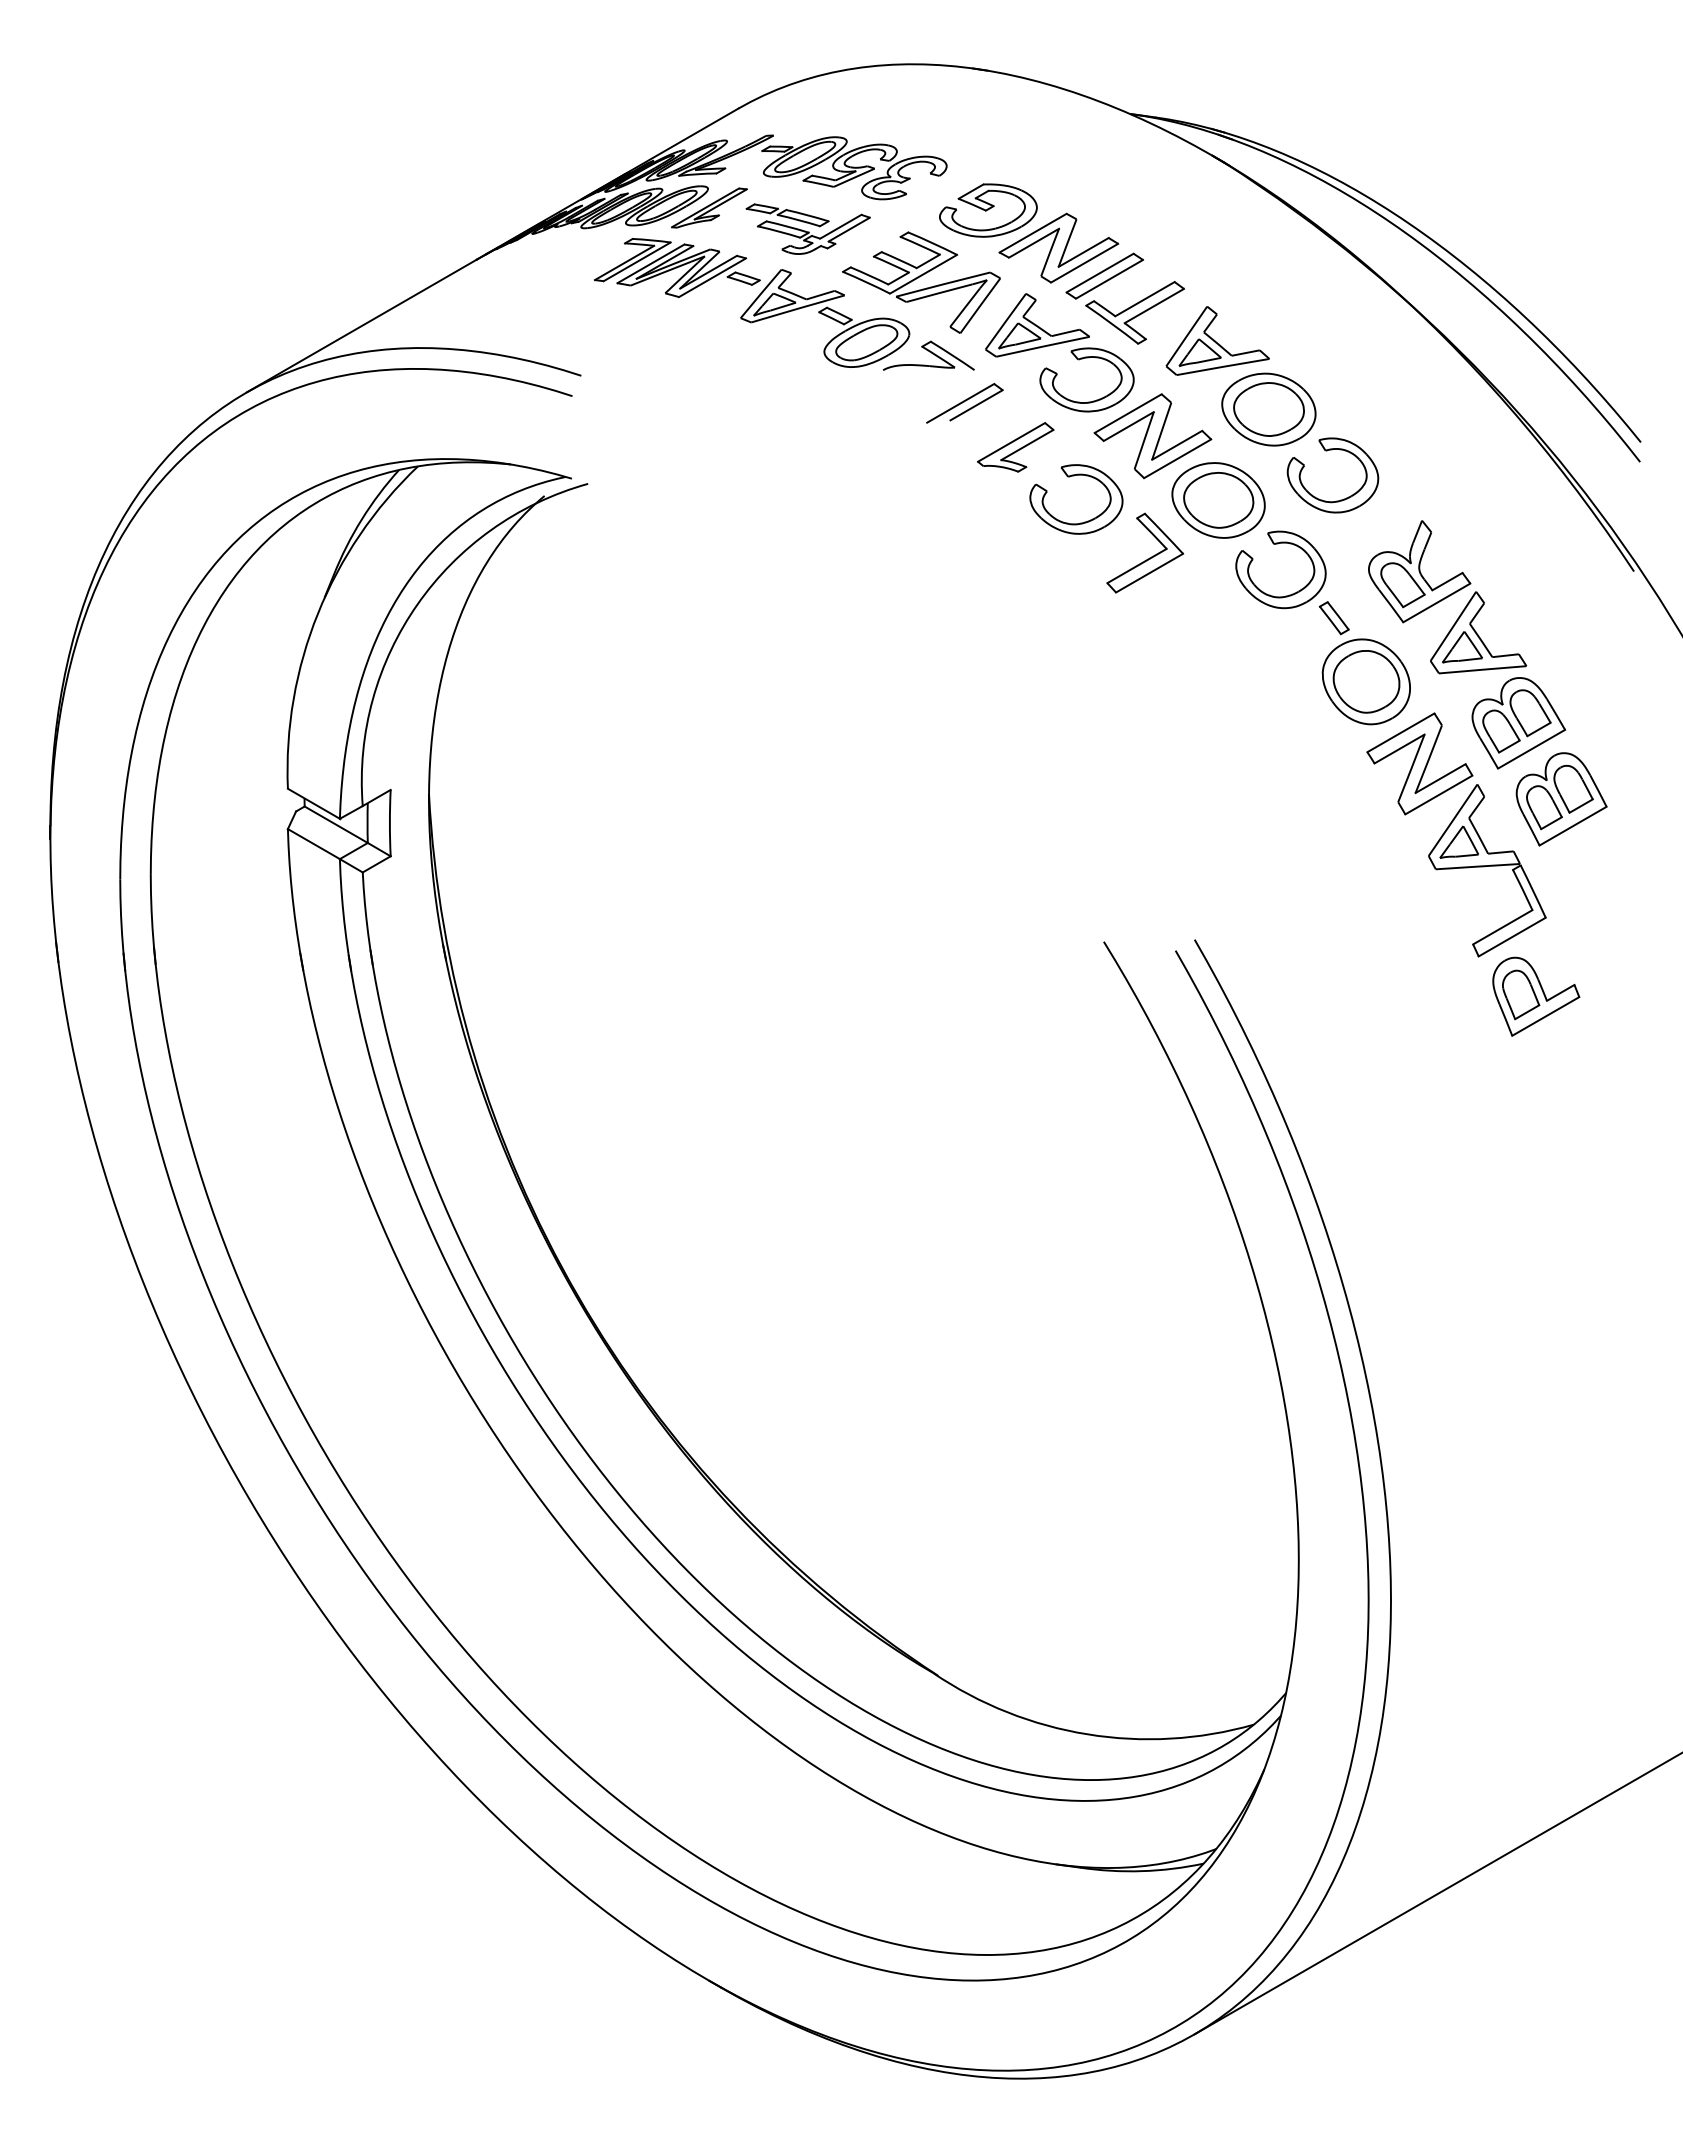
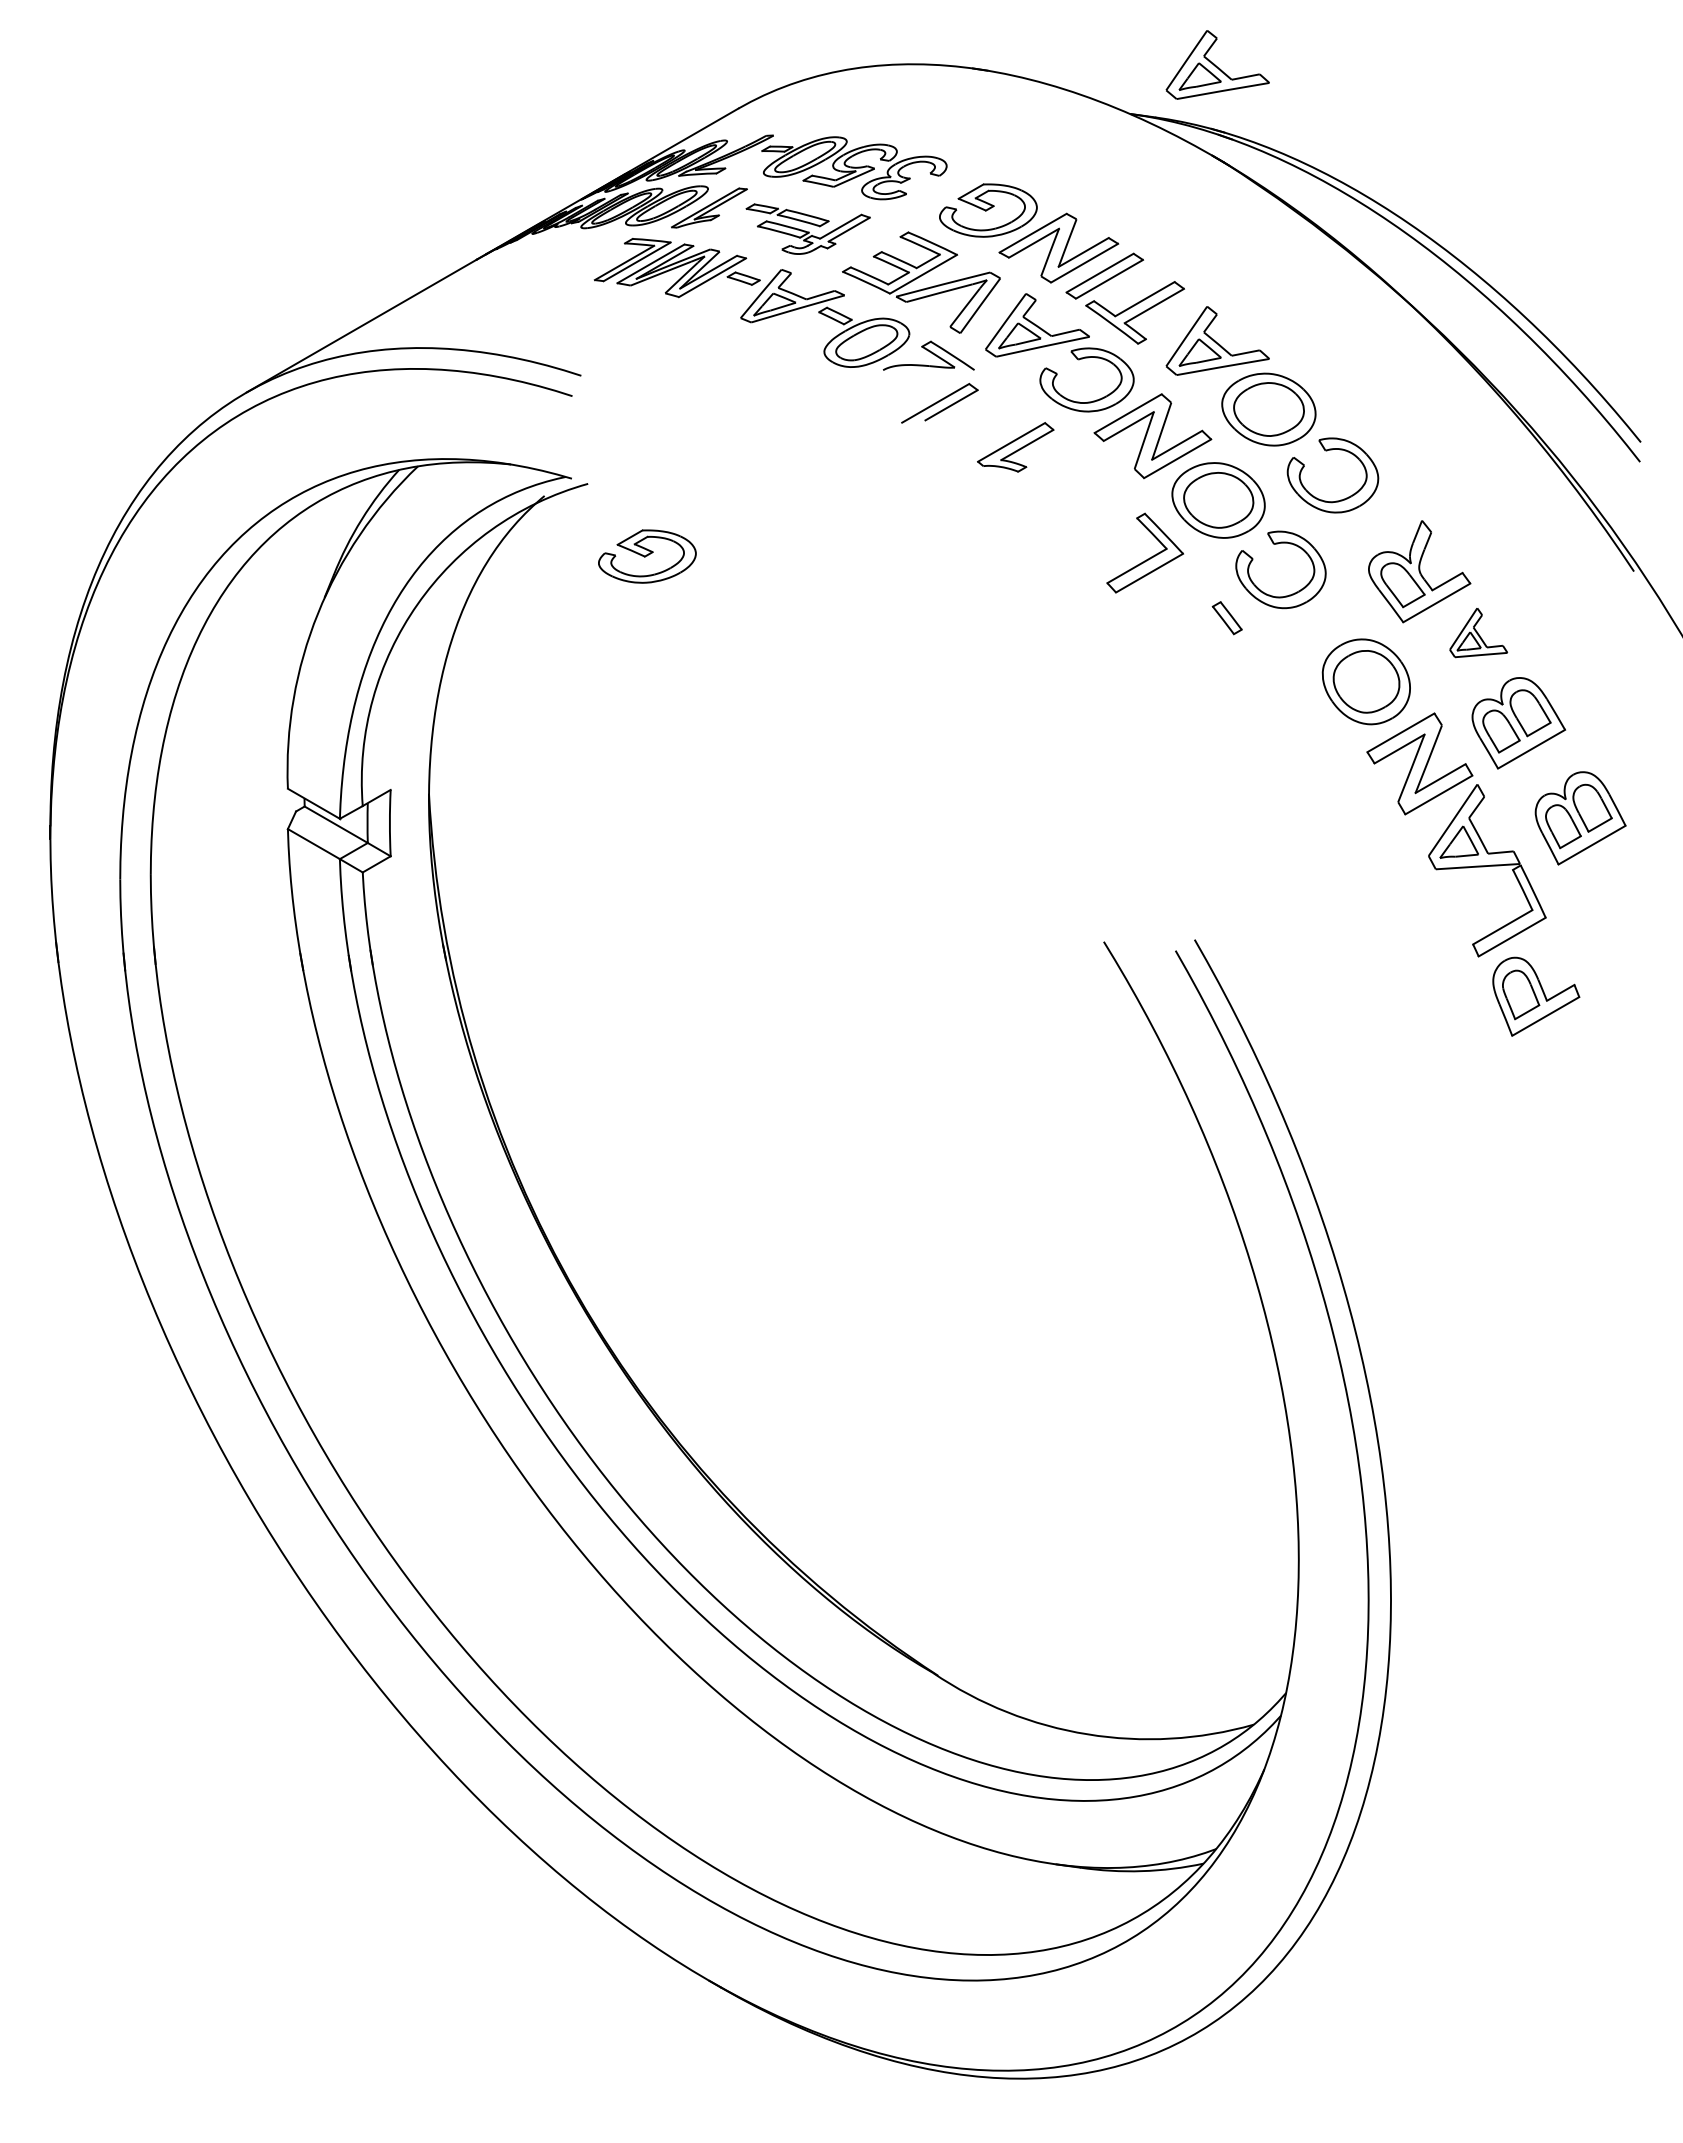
part: none -> present (1217, 64)
part position: (964, 403) -> (939, 403) (939, 403)
part: present -> none (1074, 476)
part: none -> present (647, 556)
part position: (1333, 618) -> (1226, 618) (1226, 618)
part size: 98x84 px -> 60x51 px (1478, 633)
part position: (1561, 799) -> (1580, 818) (1580, 818)
line: present -> none (1436, 1894)
